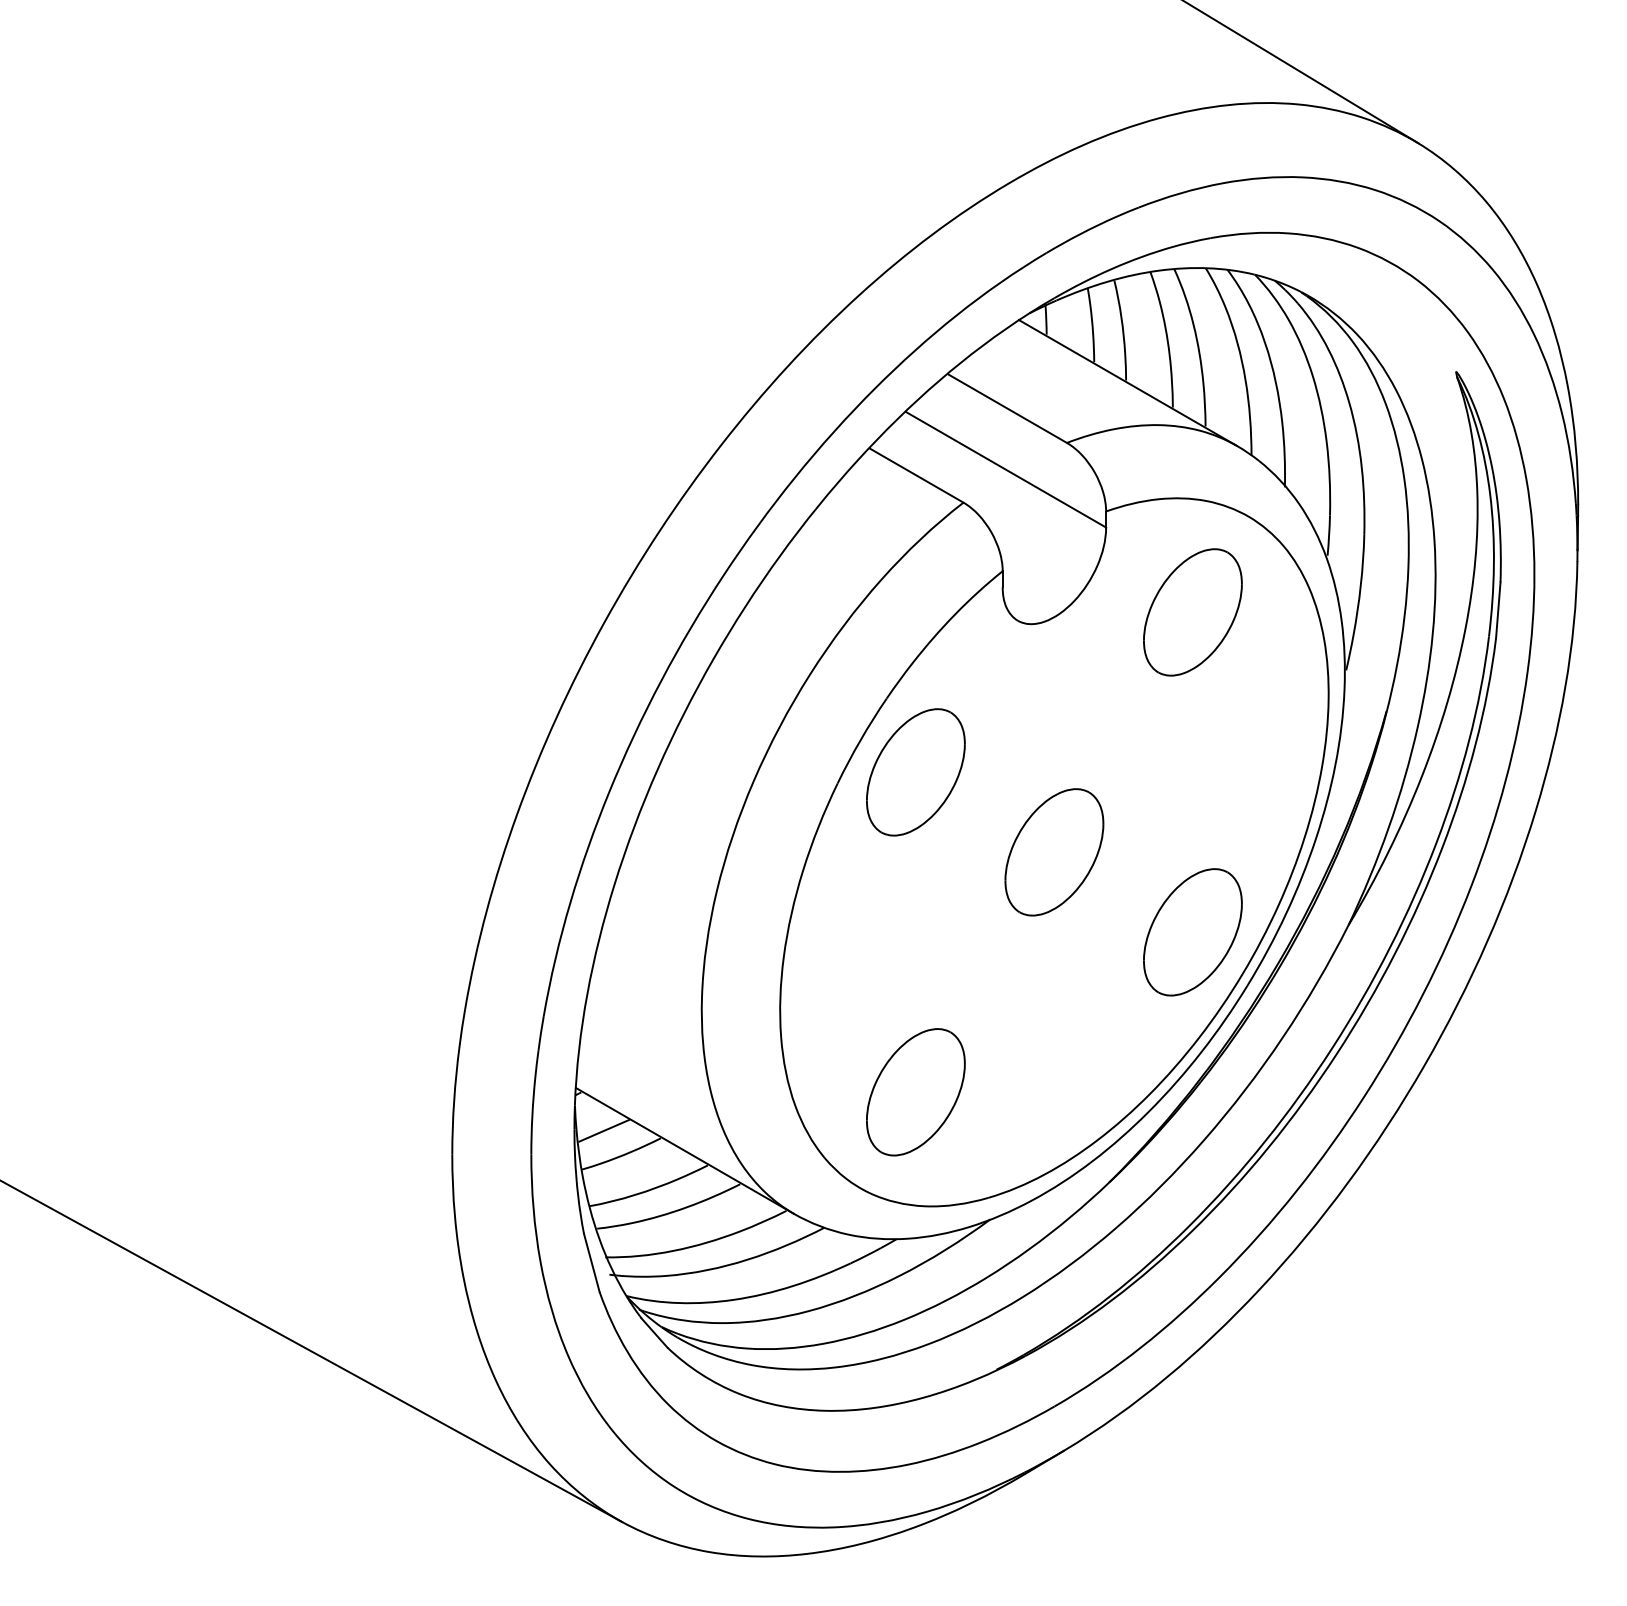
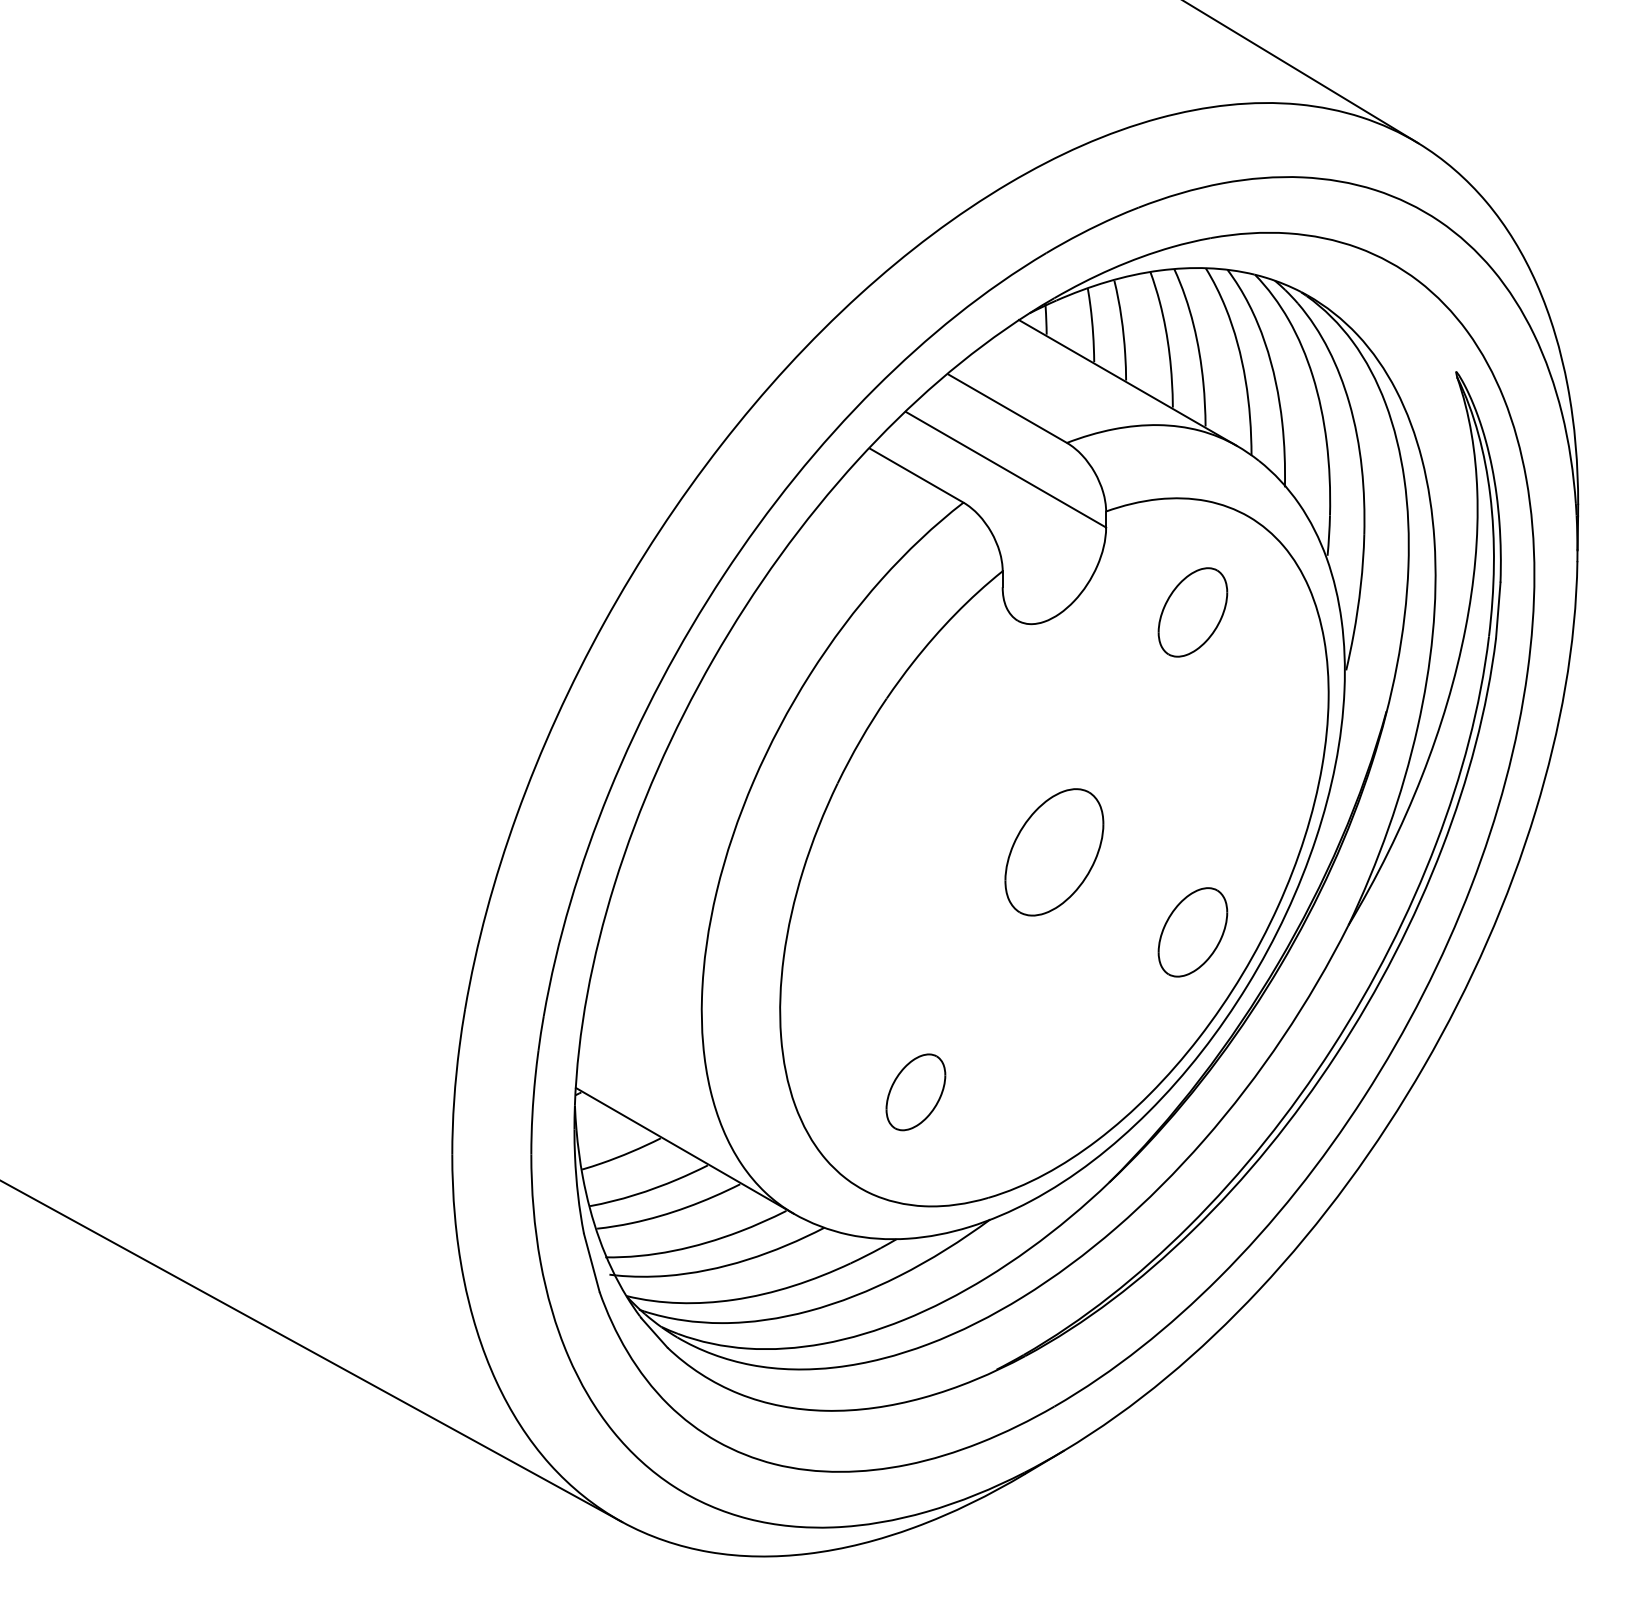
part size: 100x129 px -> 72x91 px (1192, 612)
part: present -> none (915, 772)
part size: 100x129 px -> 72x91 px (1192, 932)
part size: 100x129 px -> 62x79 px (915, 1092)
line: present -> none (604, 1130)
